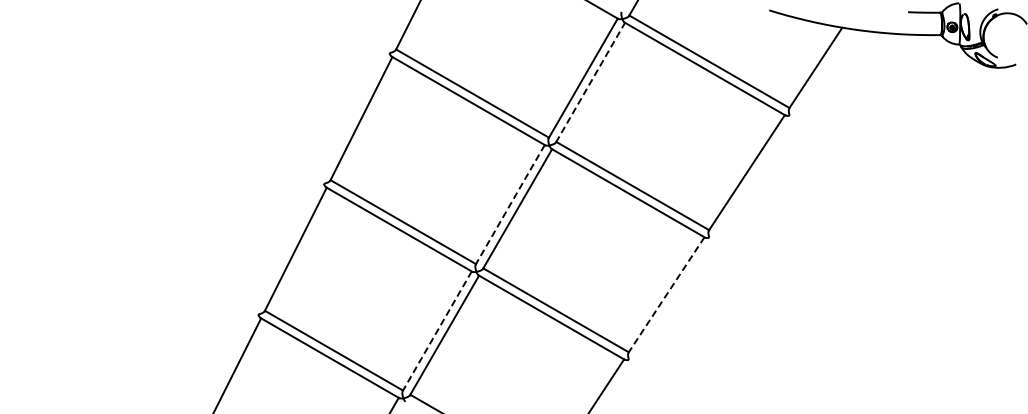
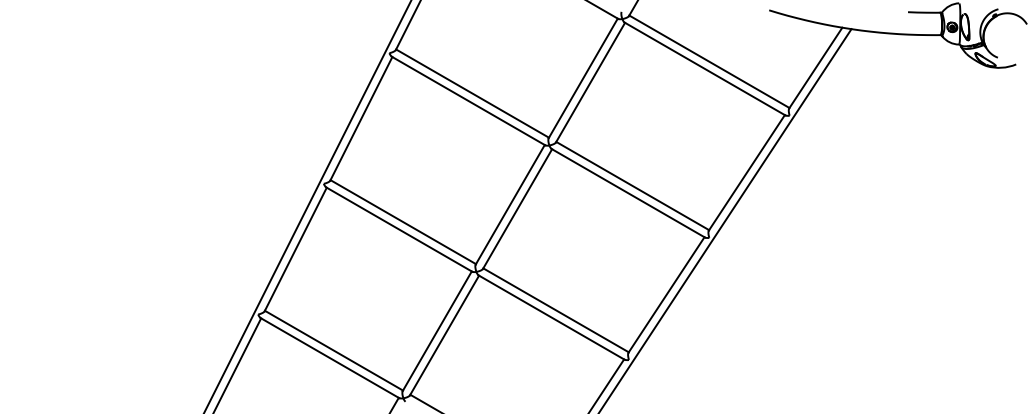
line: dashed -> solid (590, 82)
line: dashed -> solid (509, 205)
line: none -> present (307, 206)
line: none -> present (725, 219)
line: dashed -> solid (666, 295)
line: dashed -> solid (437, 331)
